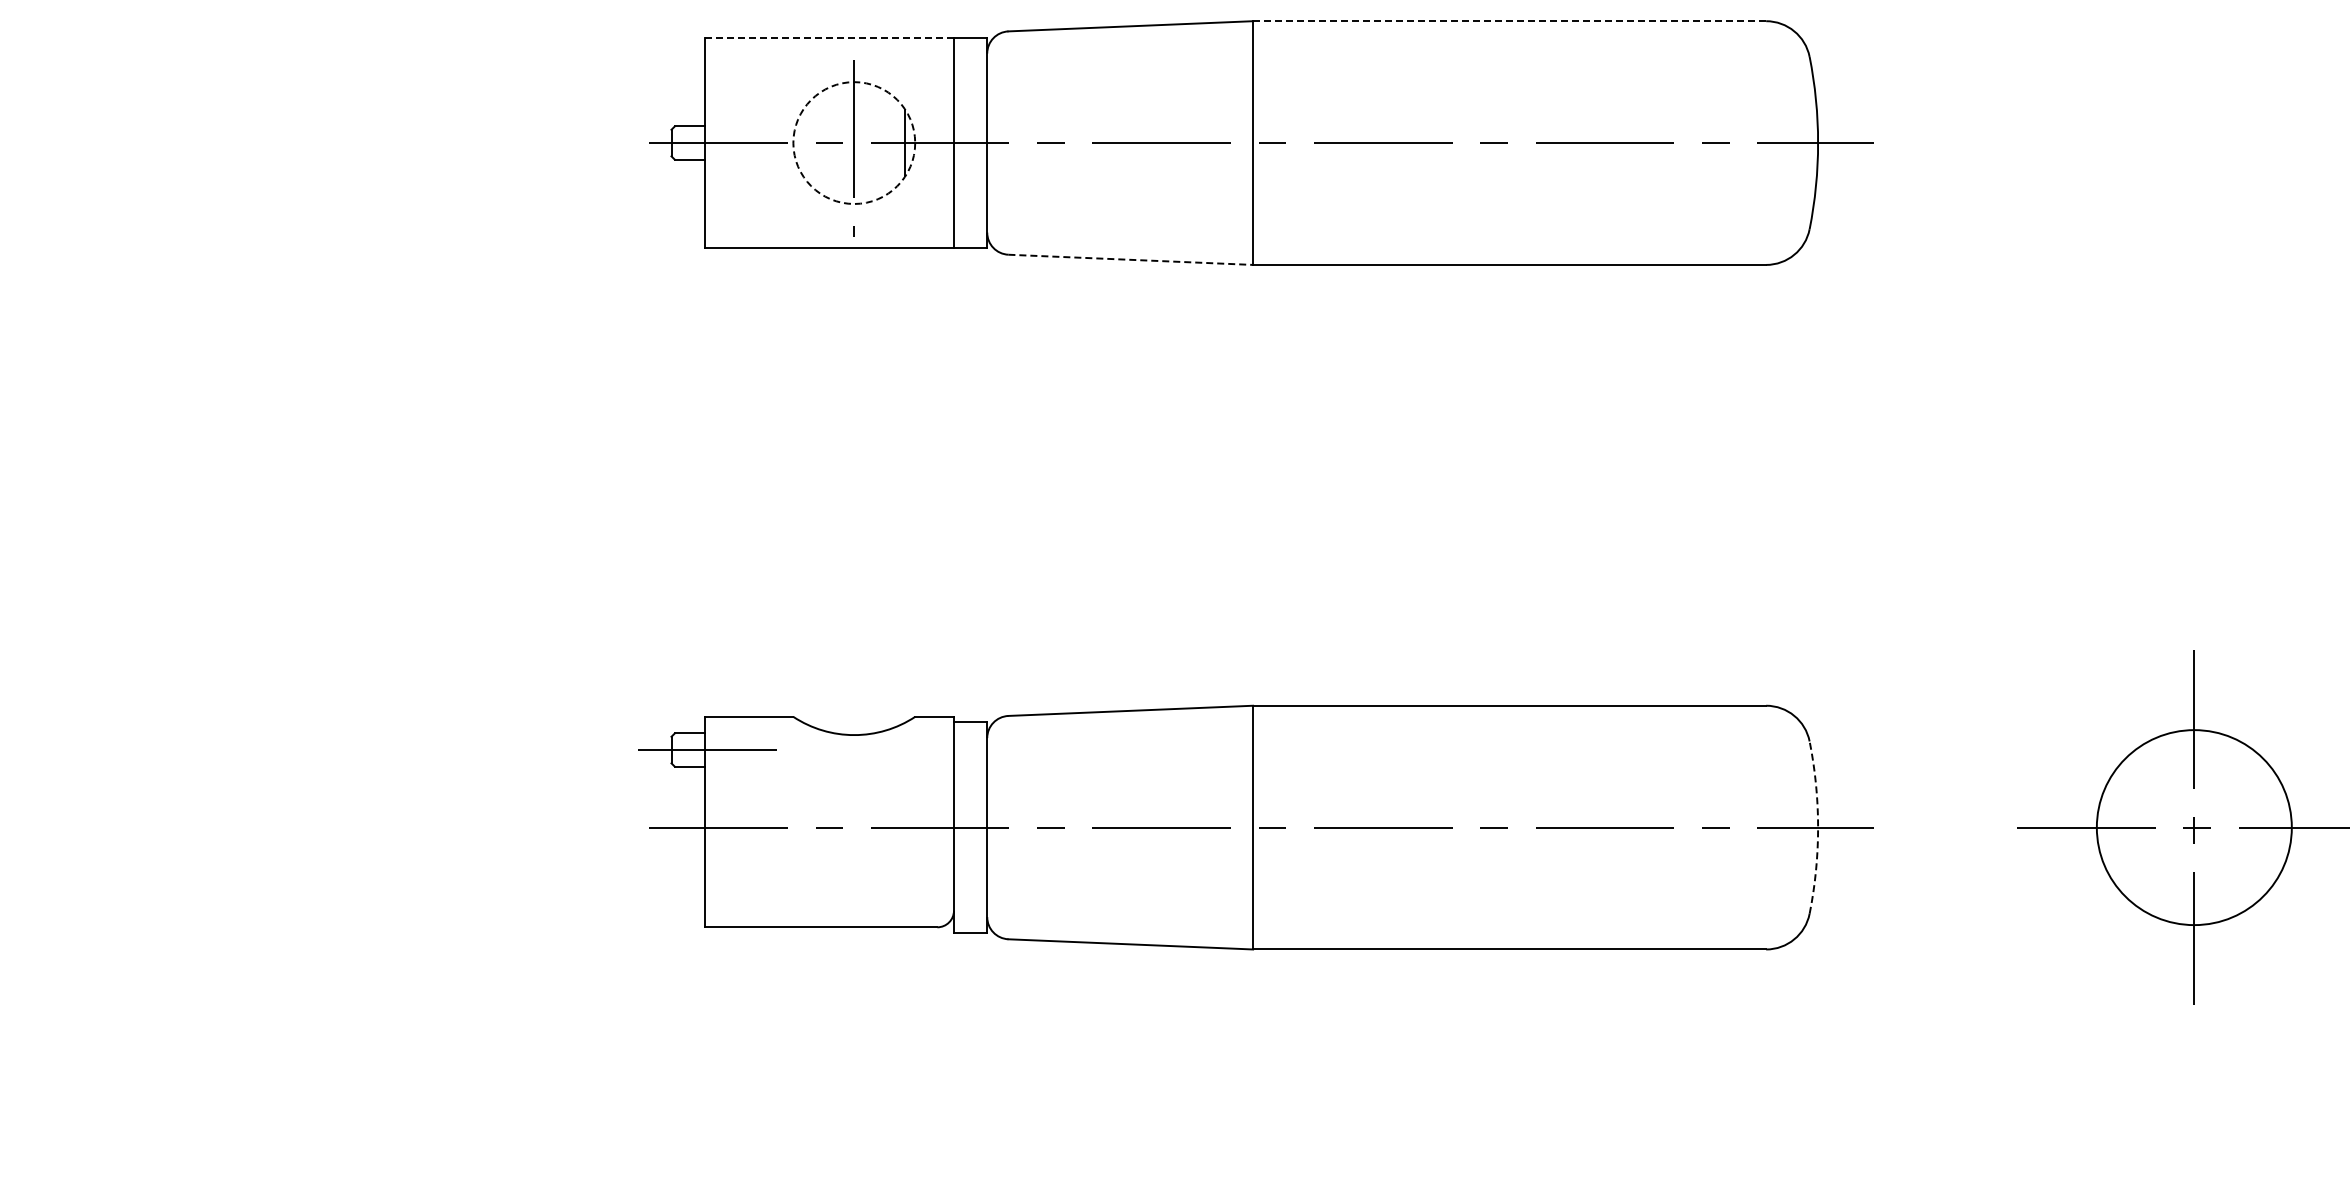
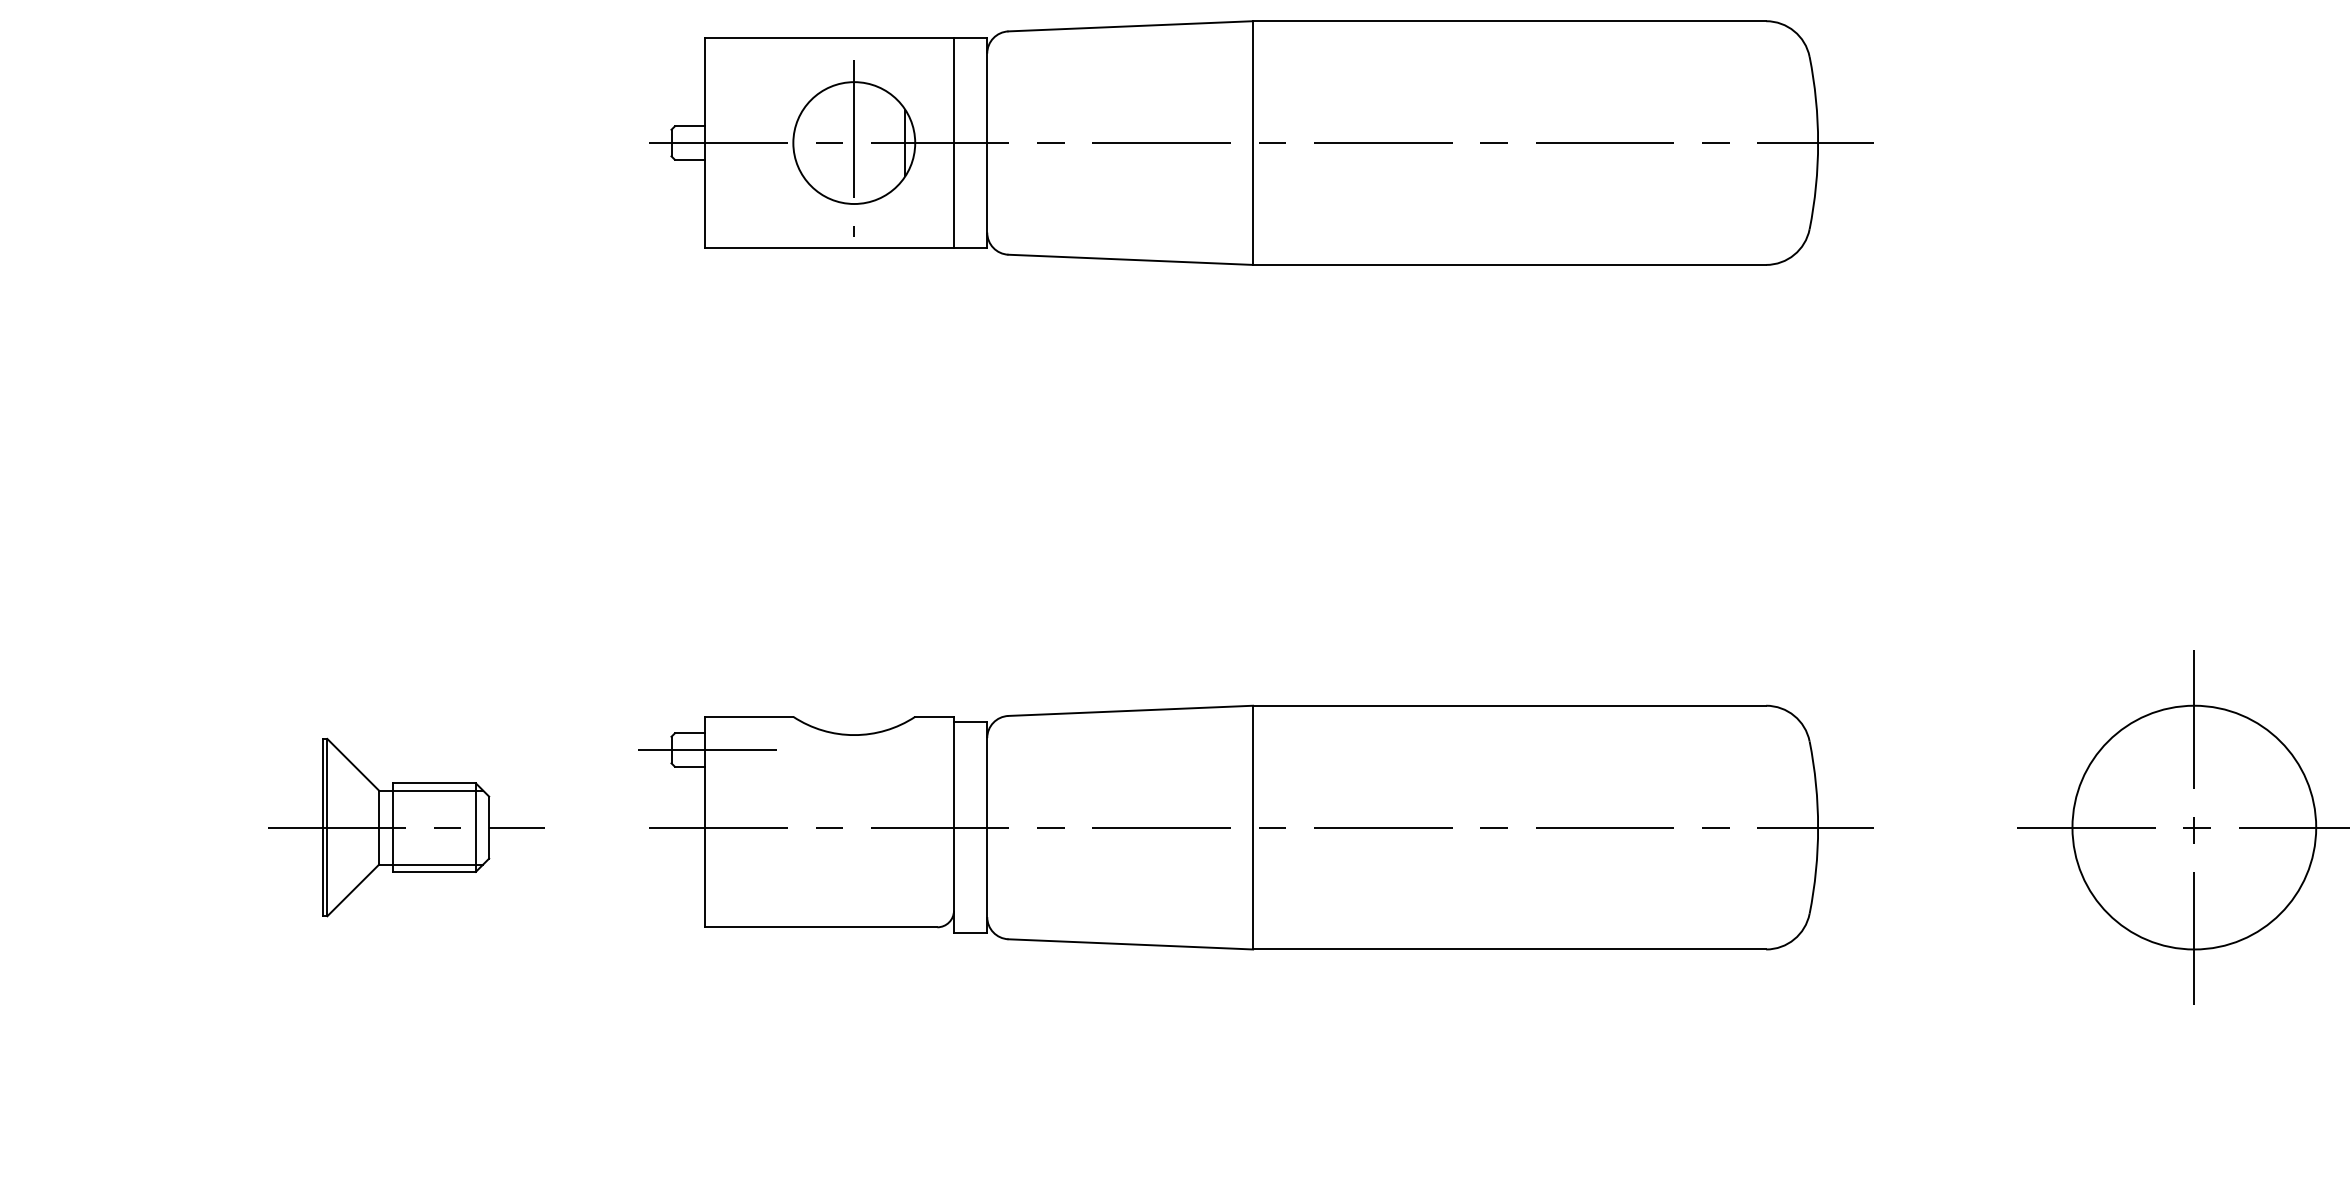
line: dashed -> solid (1509, 21)
line: dashed -> solid (829, 37)
circle: dashed -> solid (854, 143)
line: dashed -> solid (1131, 259)
part: none -> present (406, 827)
arc: dashed -> solid (1818, 827)
circle diameter: 195 px -> 244 px (2194, 827)
